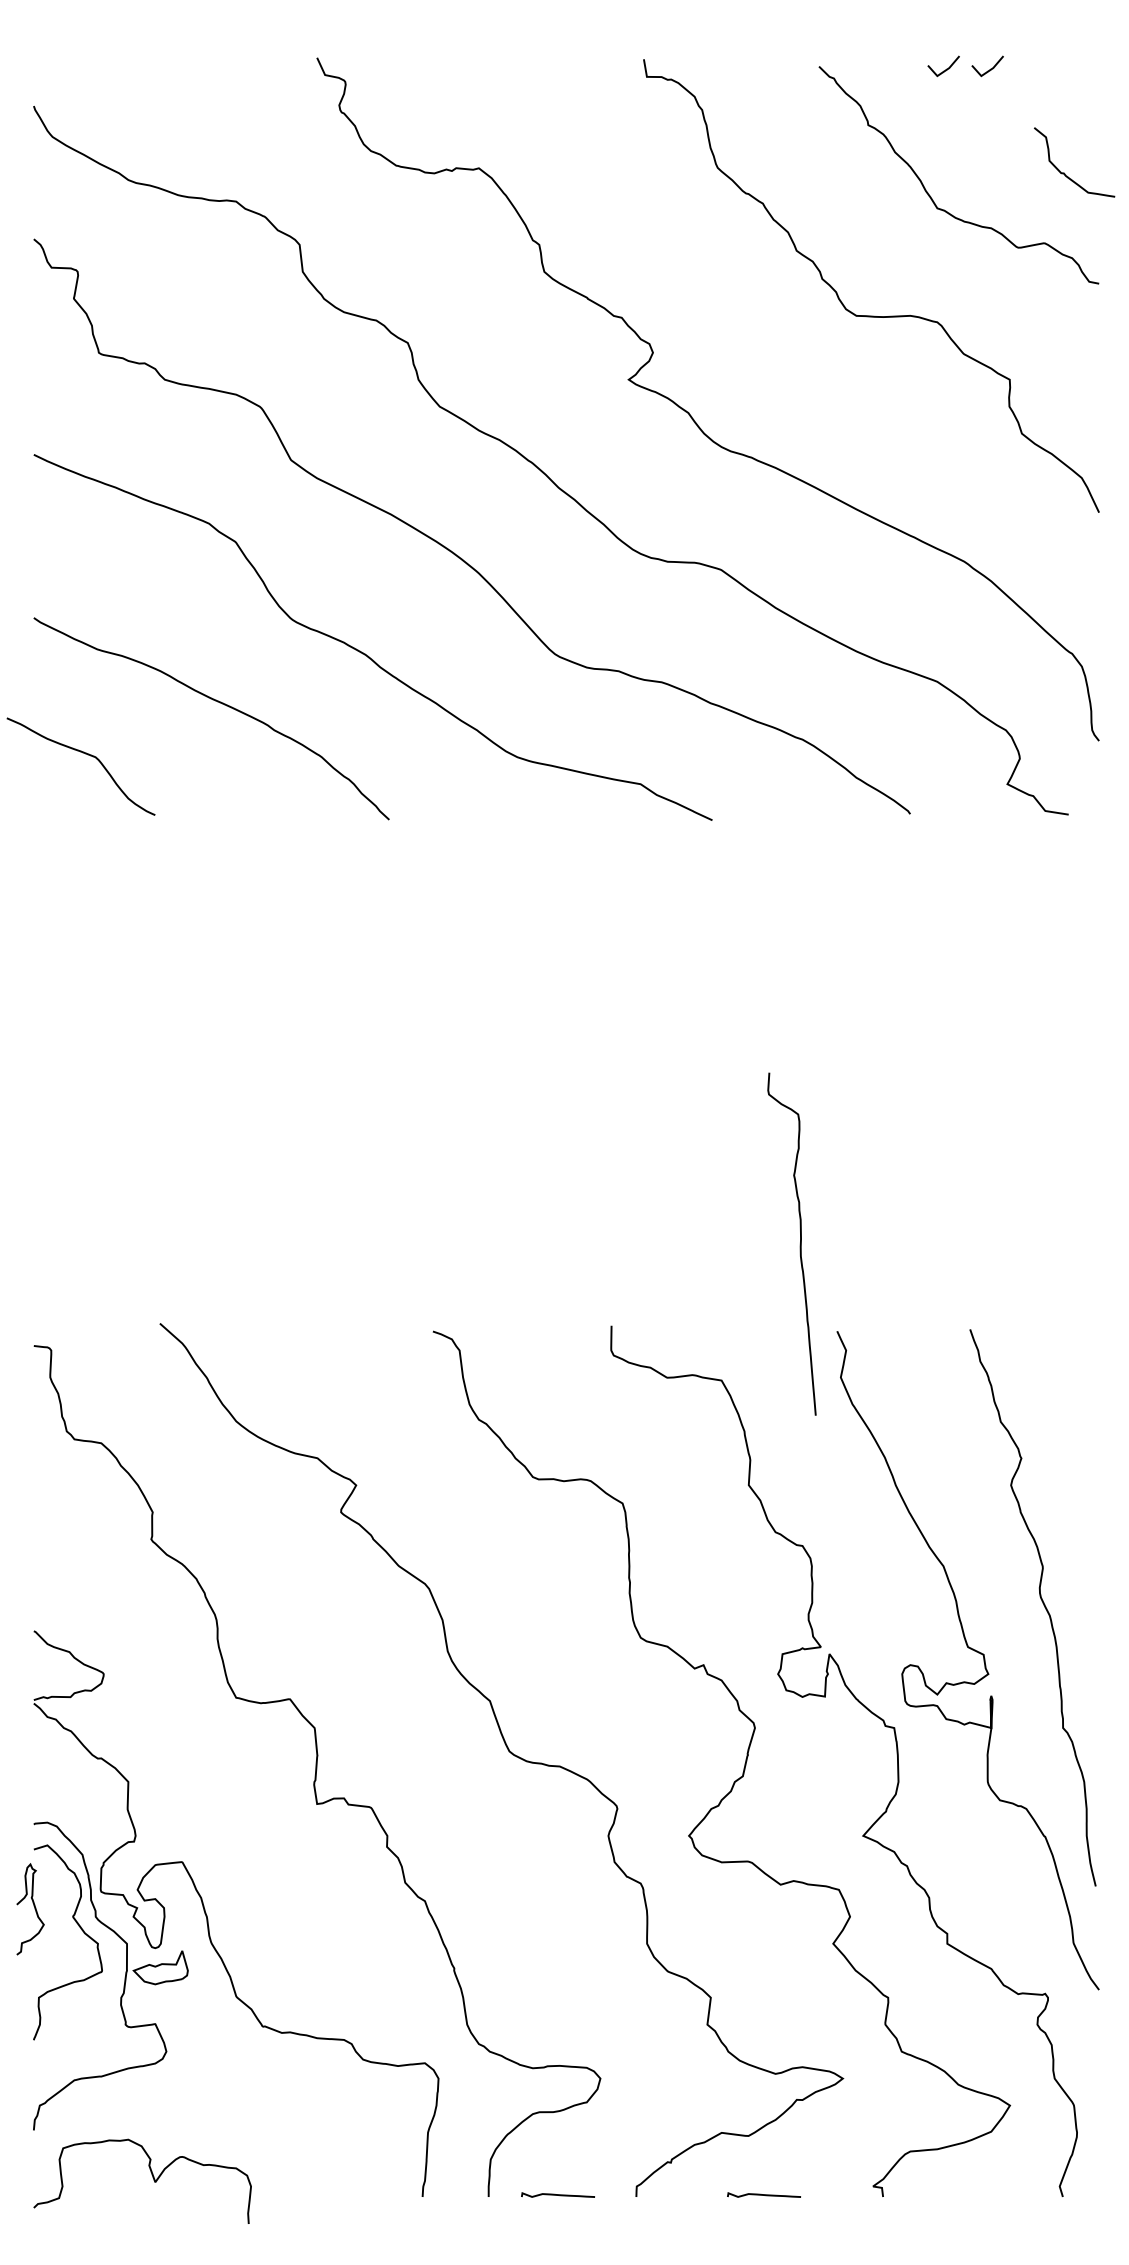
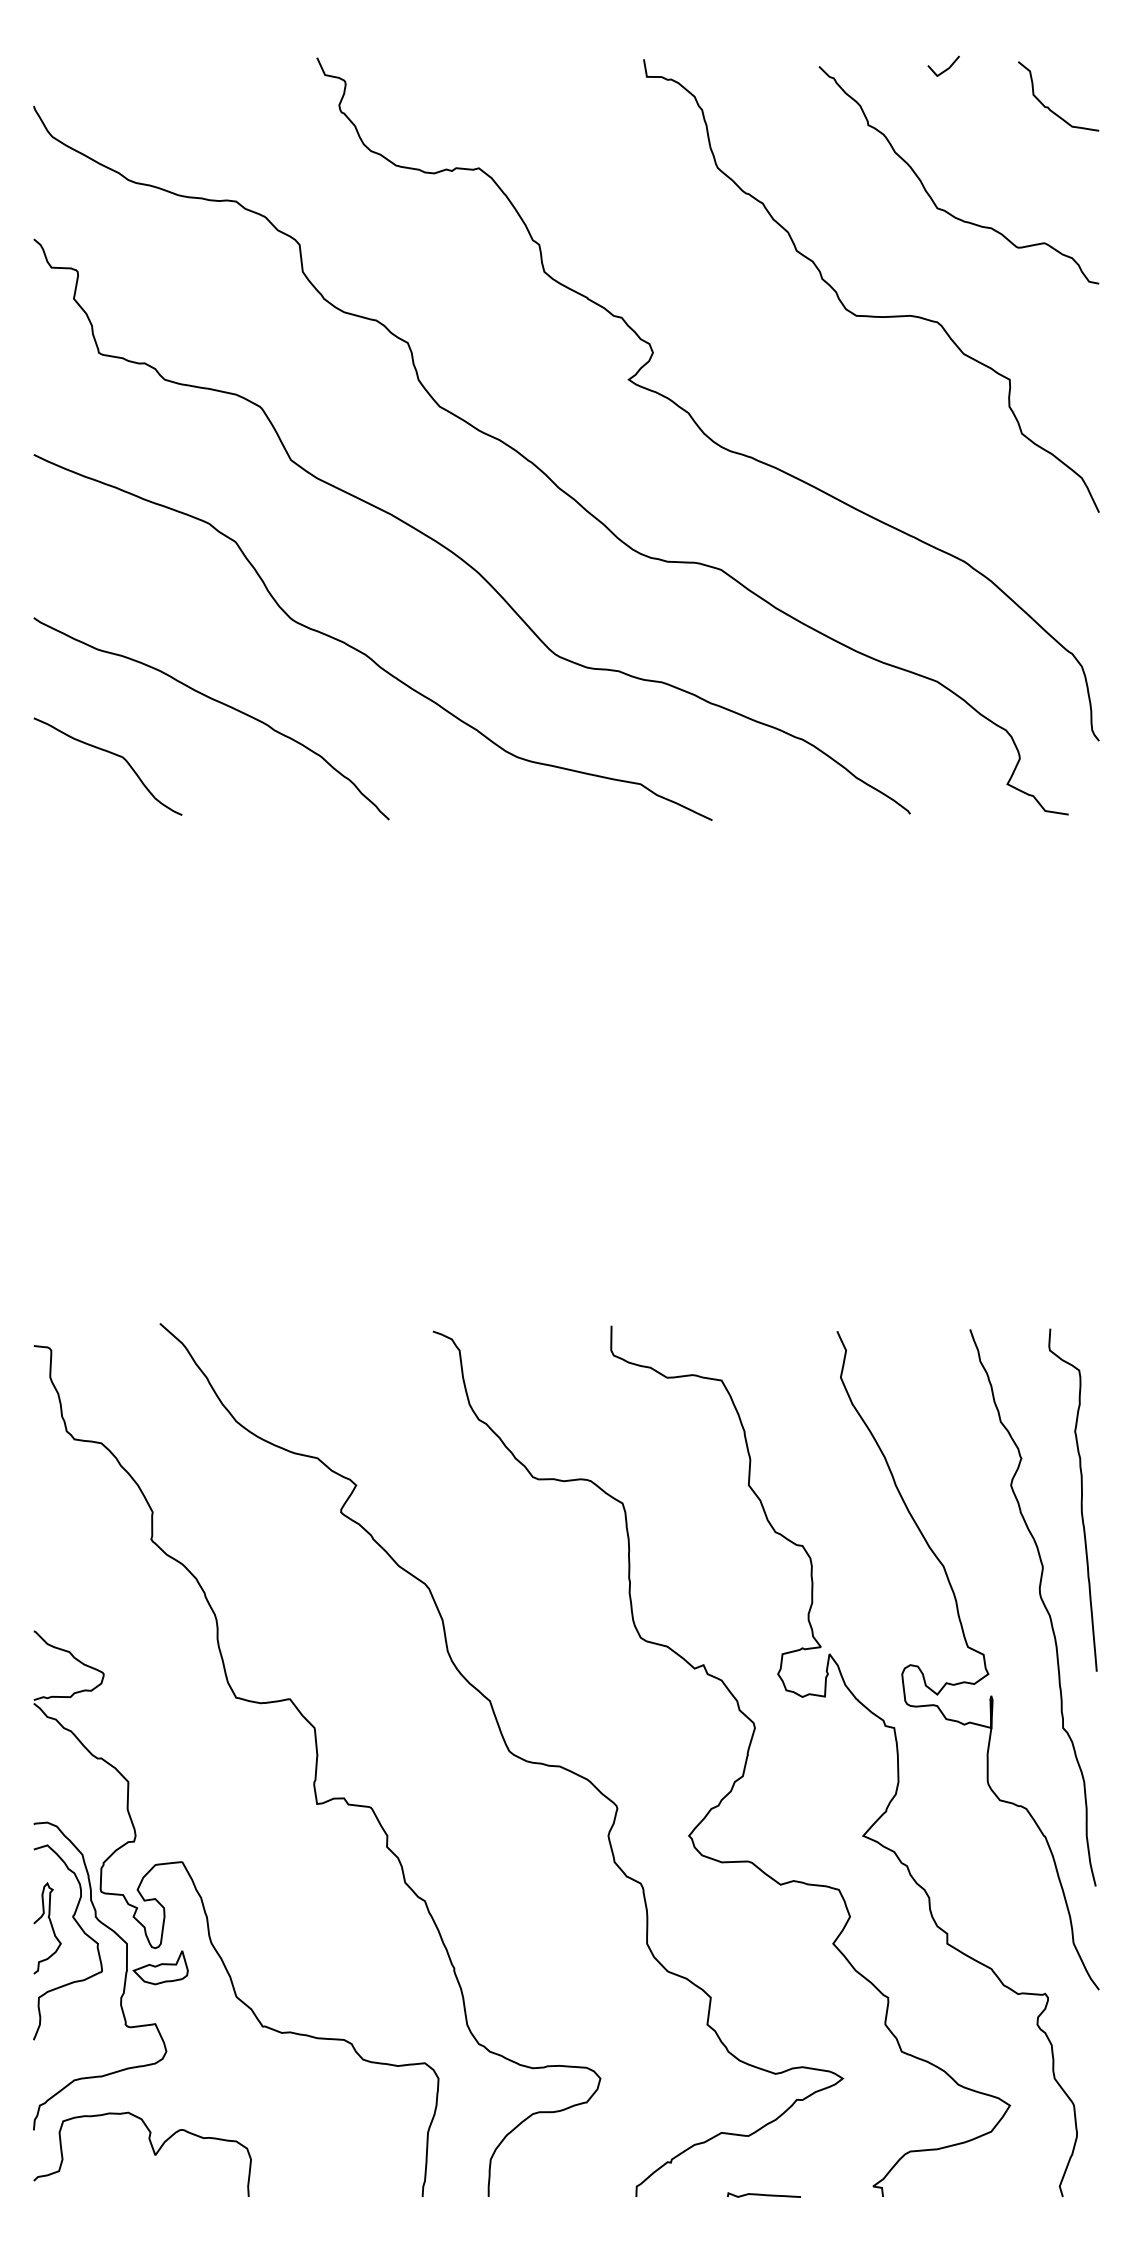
line: present -> none (990, 68)
curve position: (1064, 172) -> (1048, 106) (1048, 106)
curve position: (85, 754) -> (112, 754) (112, 754)
curve position: (799, 1244) -> (1080, 1500) (1080, 1500)
curve position: (34, 1909) -> (51, 1928) (51, 1928)
curve position: (151, 2175) -> (151, 2148) (151, 2148)
curve: present -> none (557, 2194)
